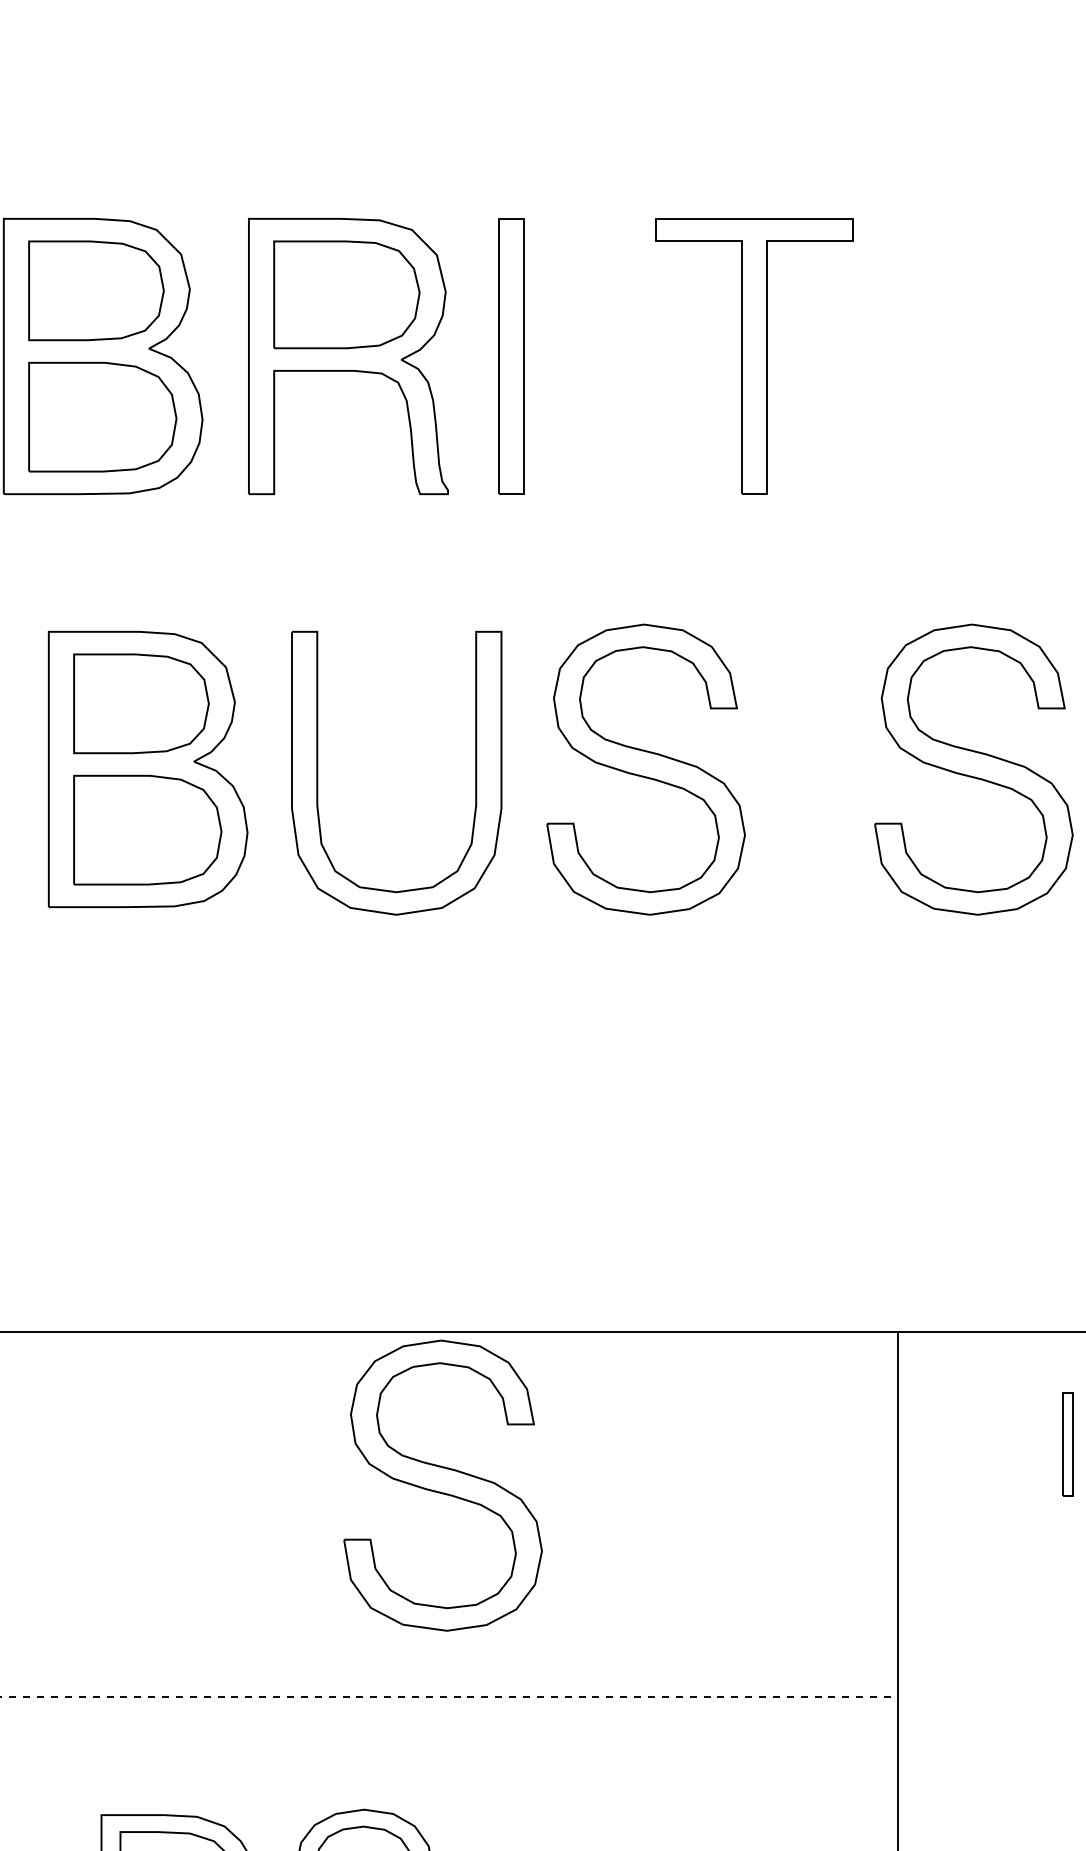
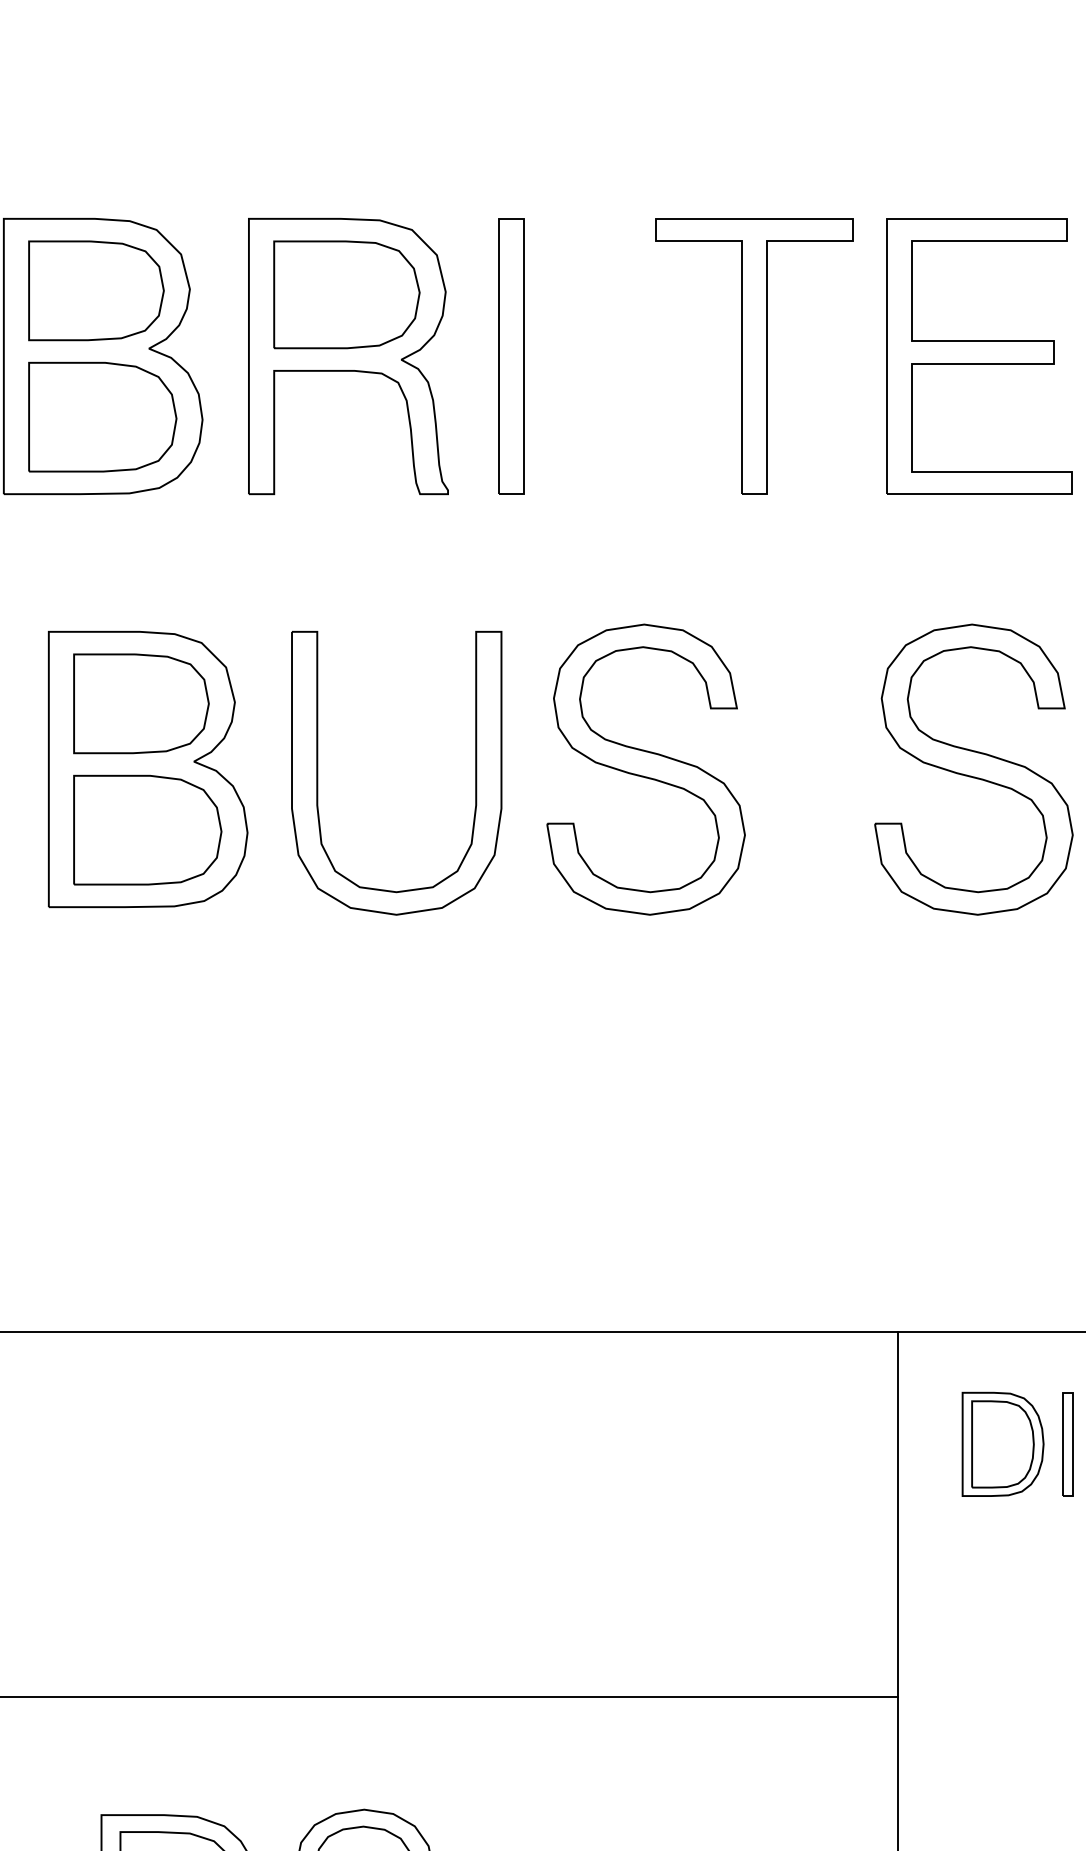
part: none -> present (979, 356)
part: none -> present (1002, 1443)
part: present -> none (442, 1485)
line: dashed -> solid (449, 1697)
